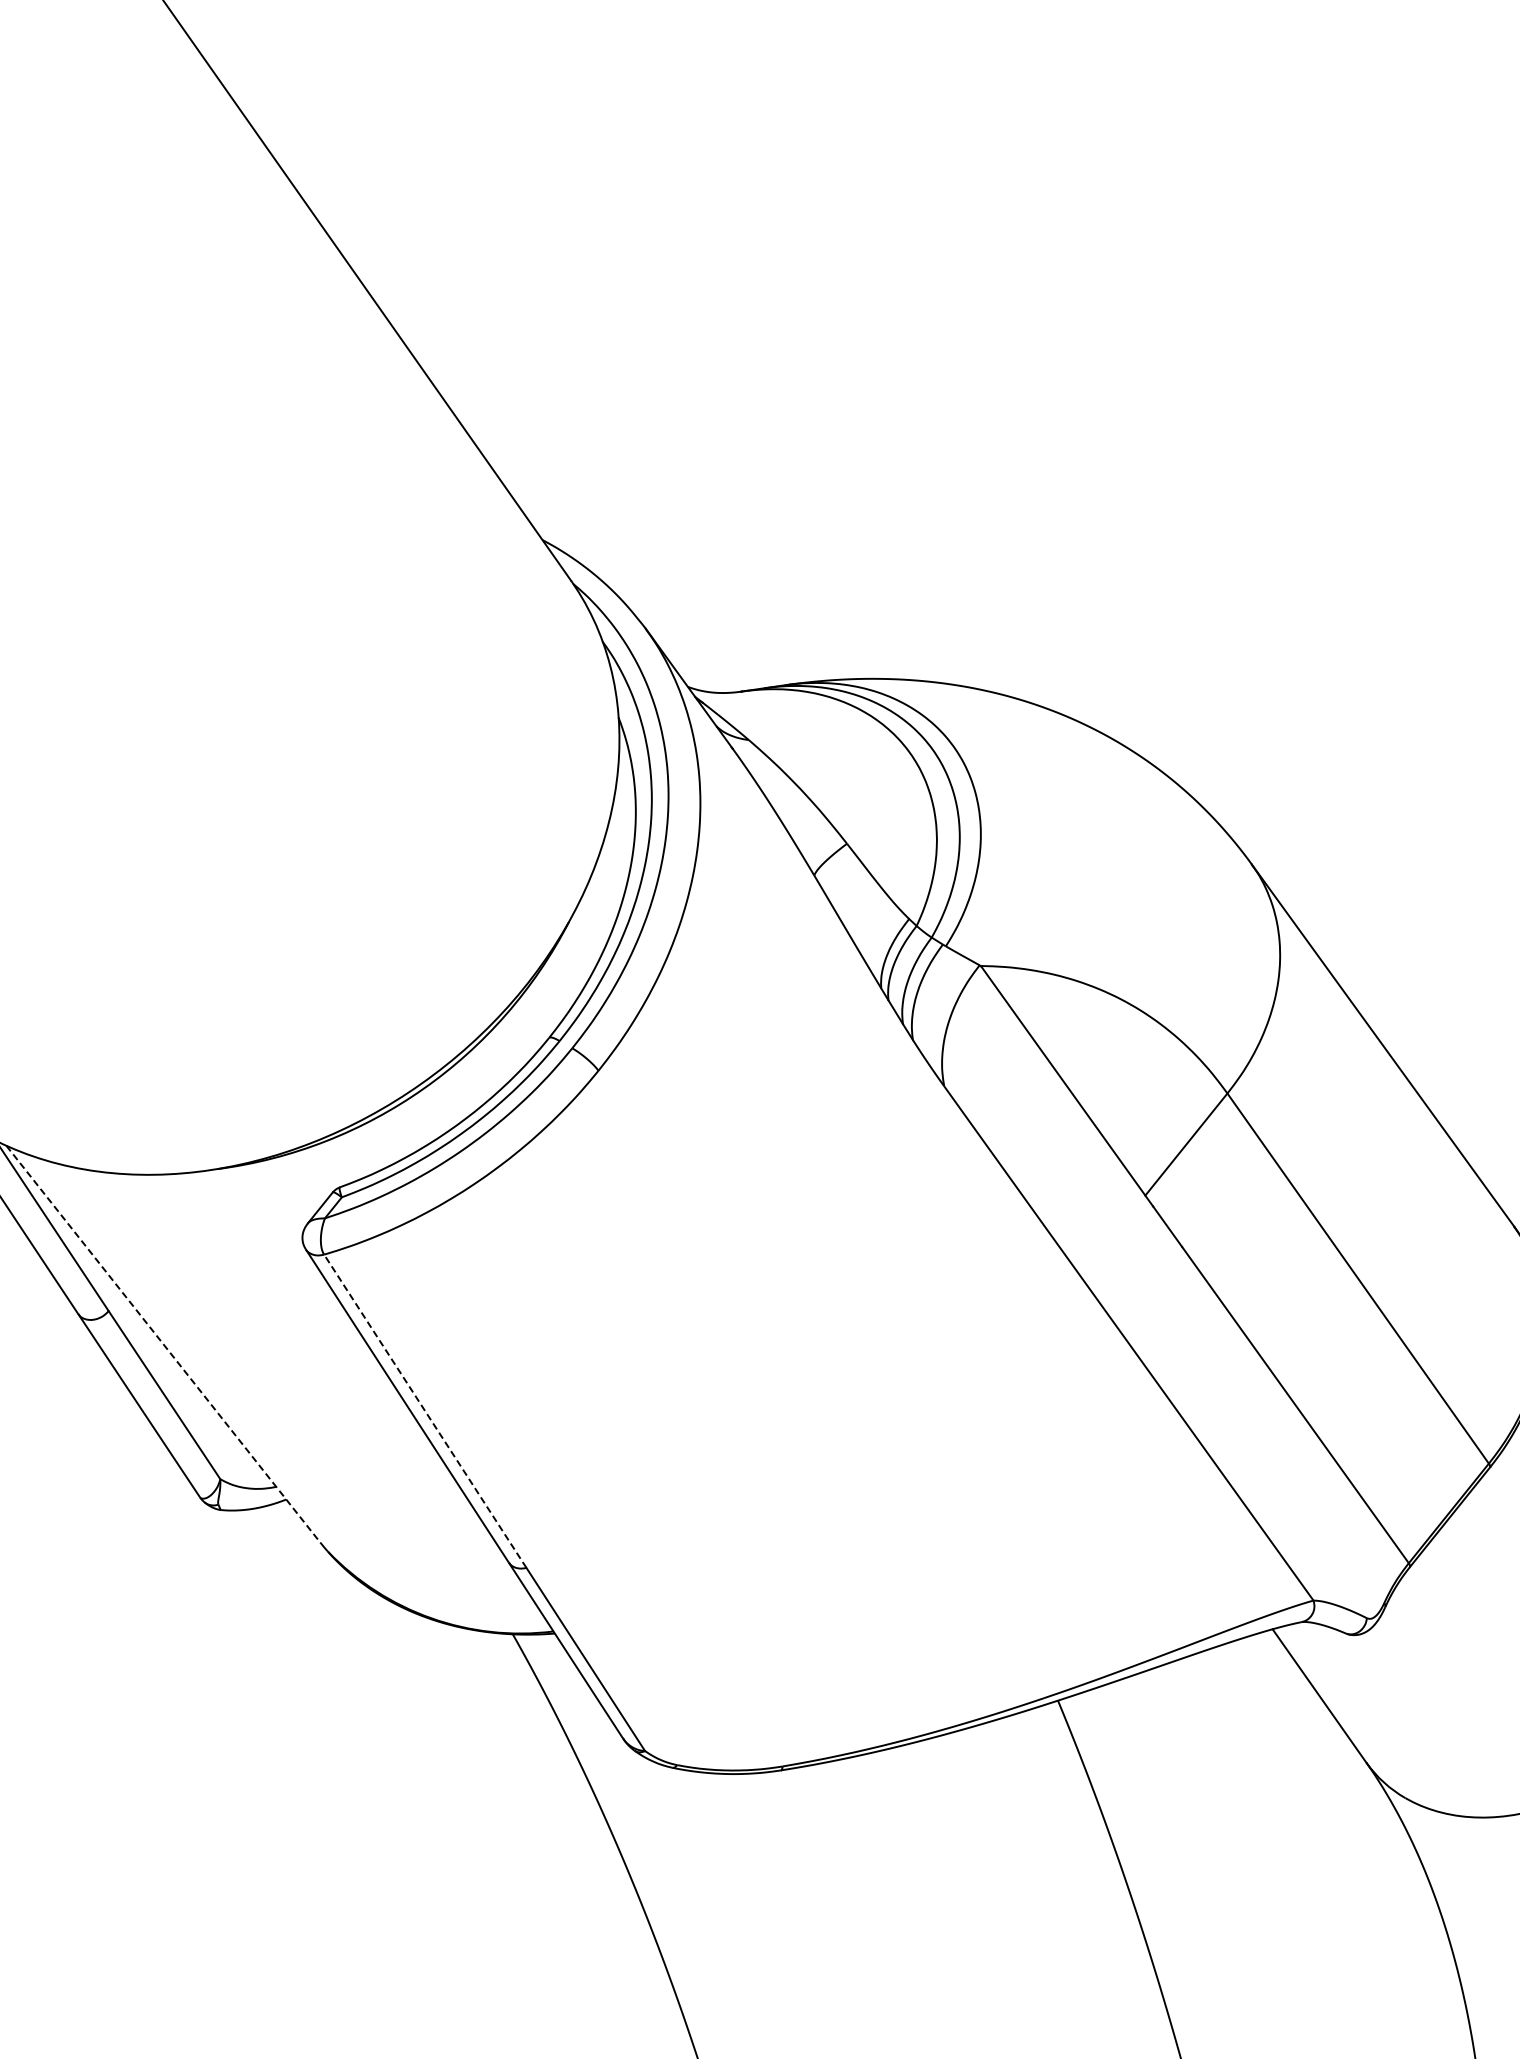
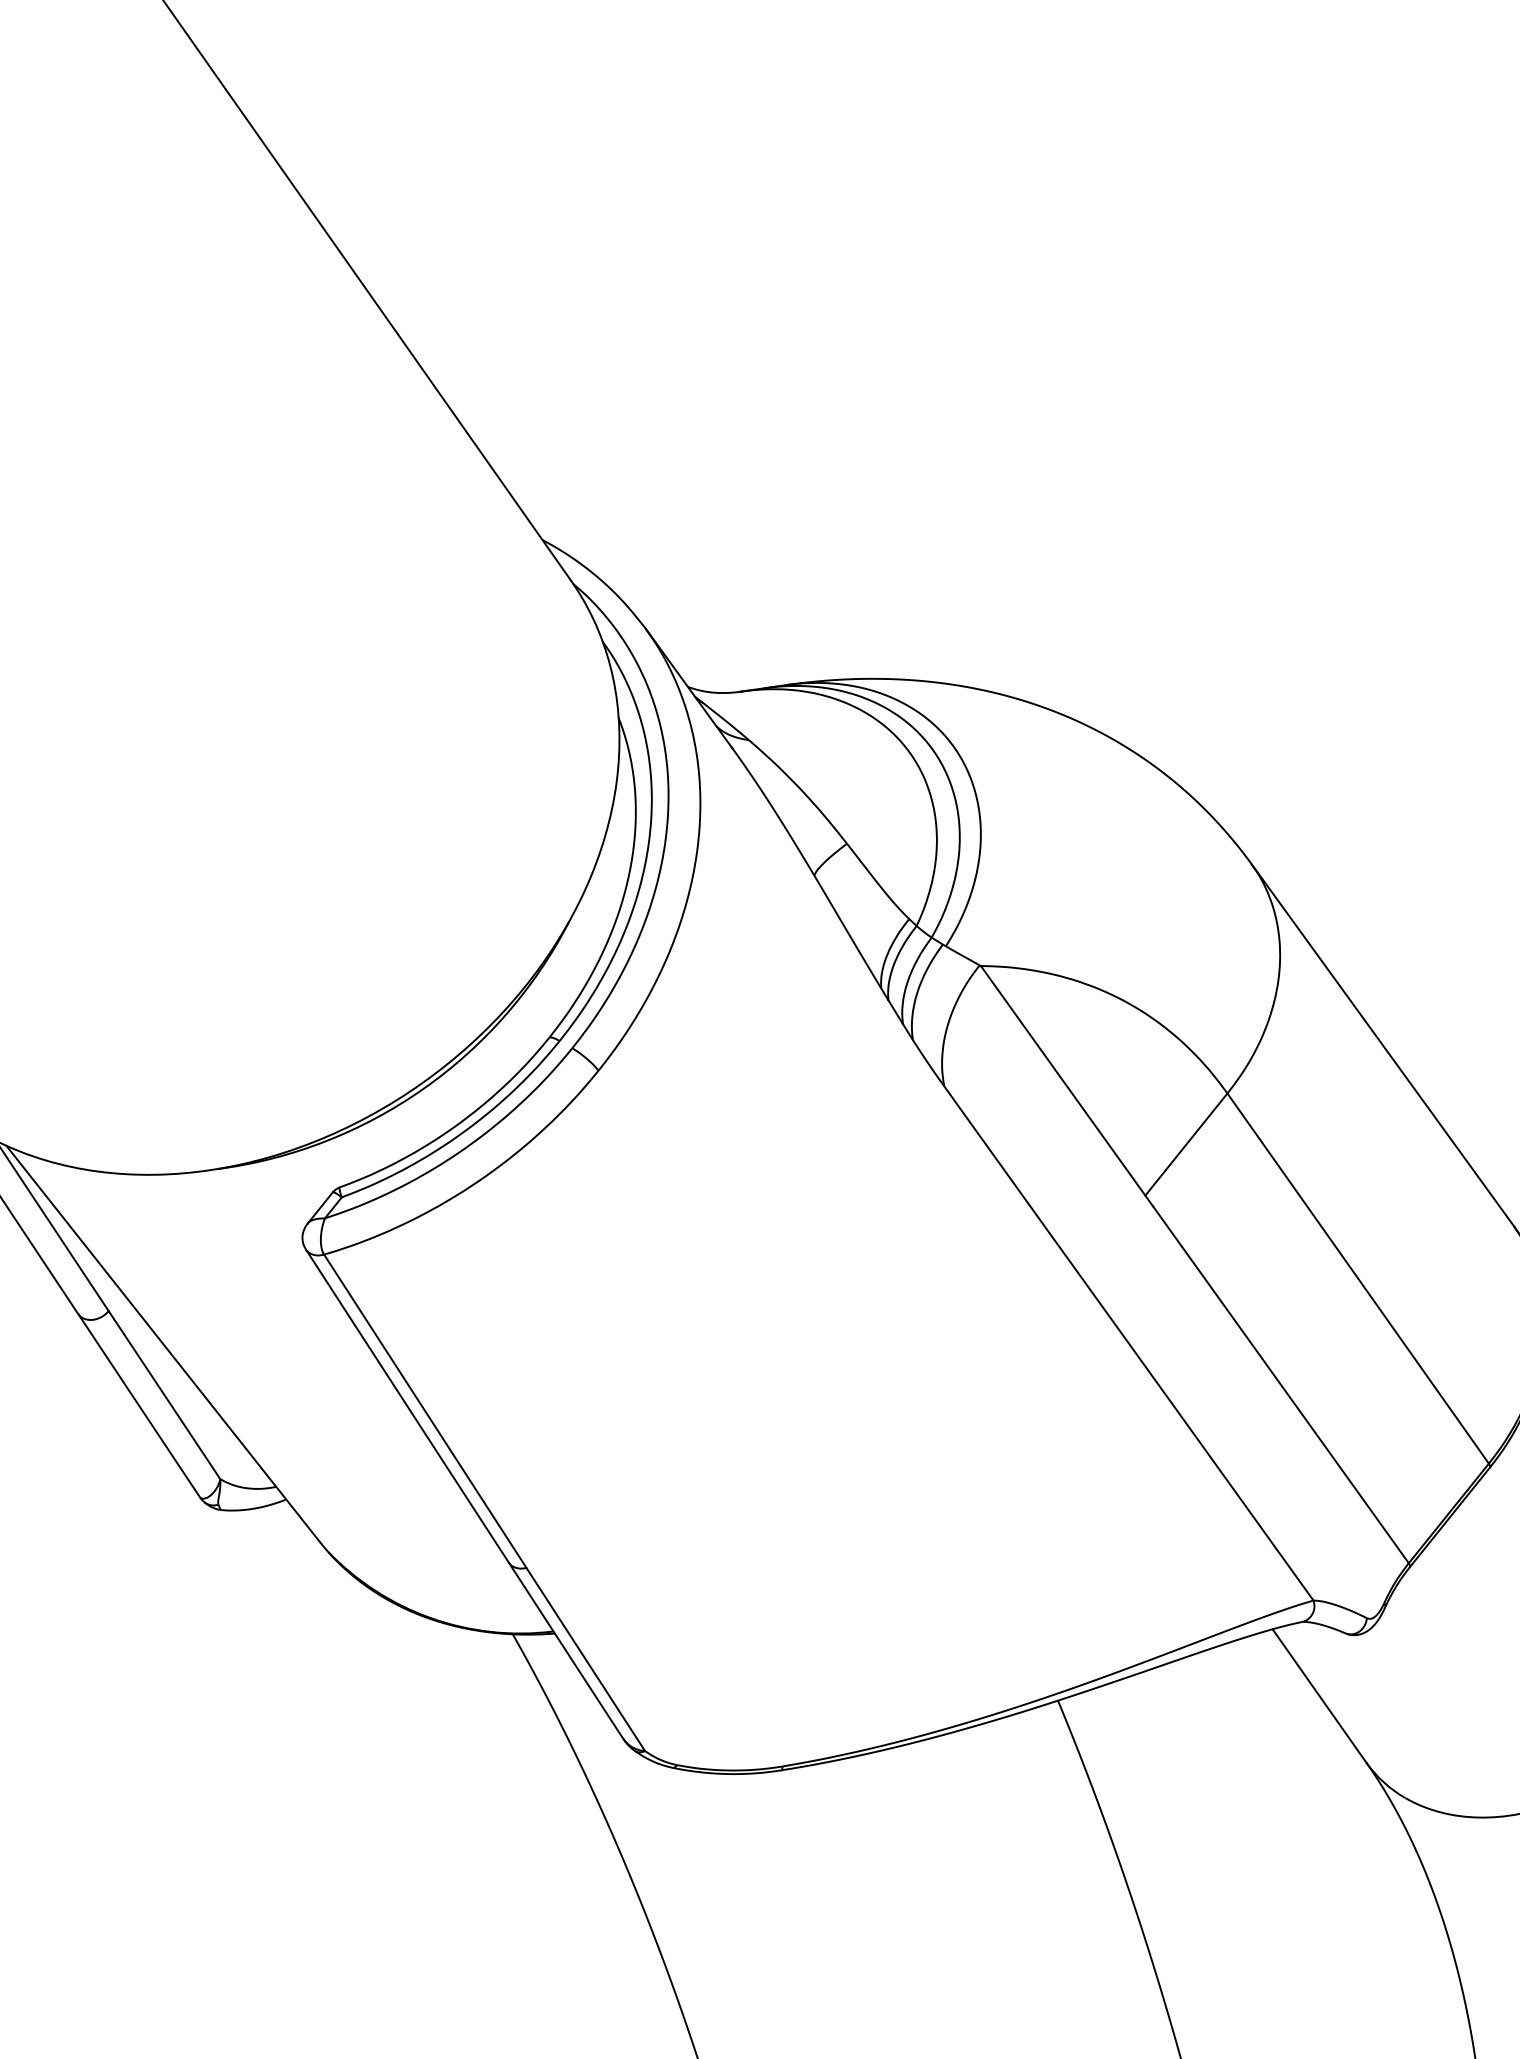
line: dashed -> solid (163, 1344)
line: dashed -> solid (425, 1410)
